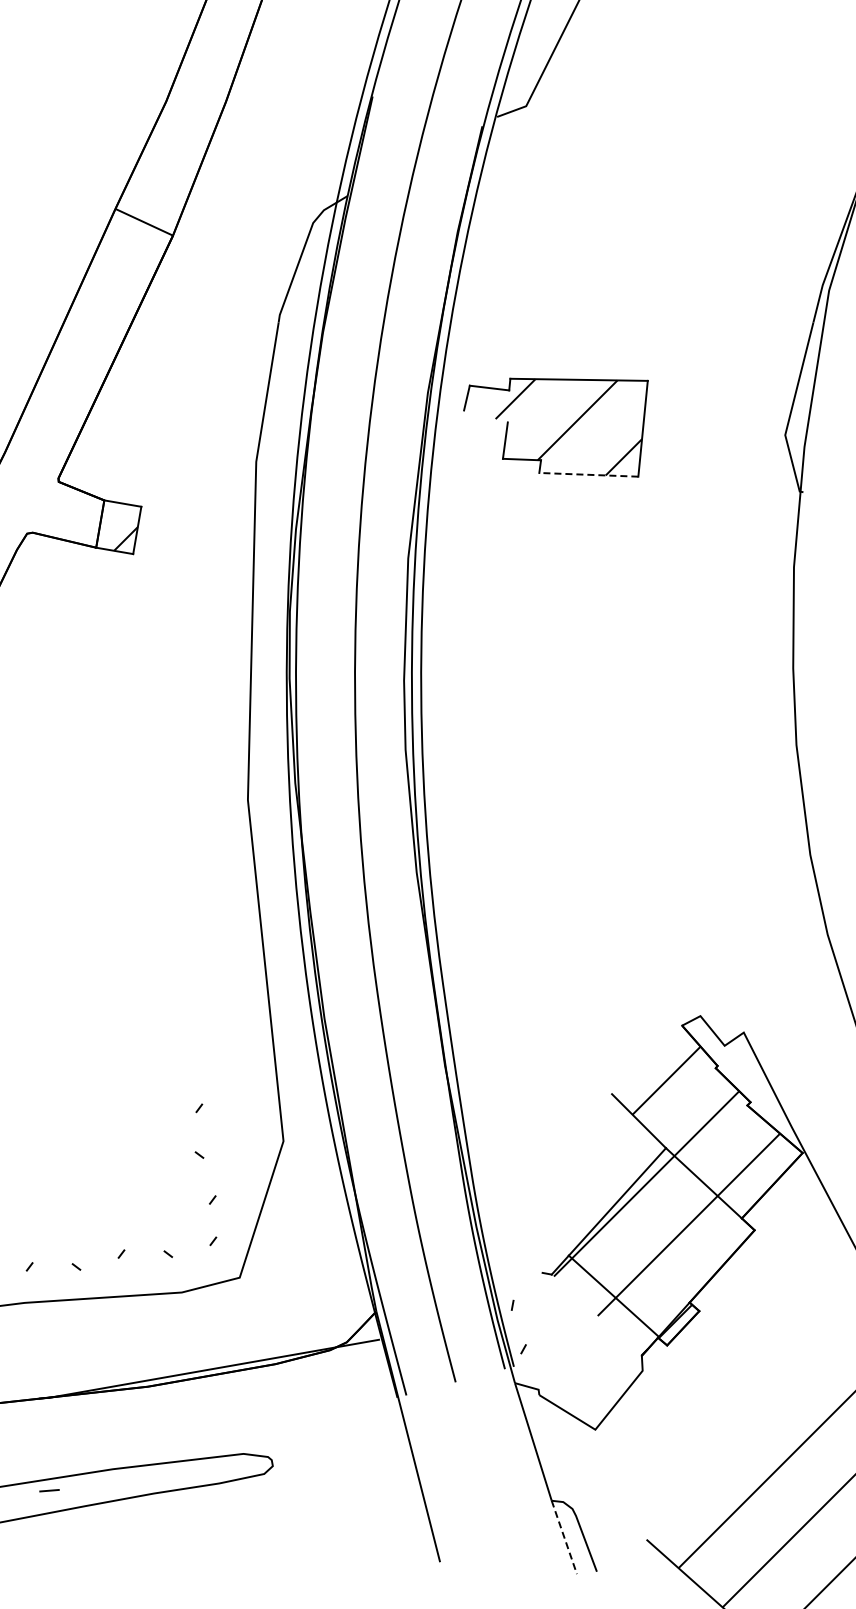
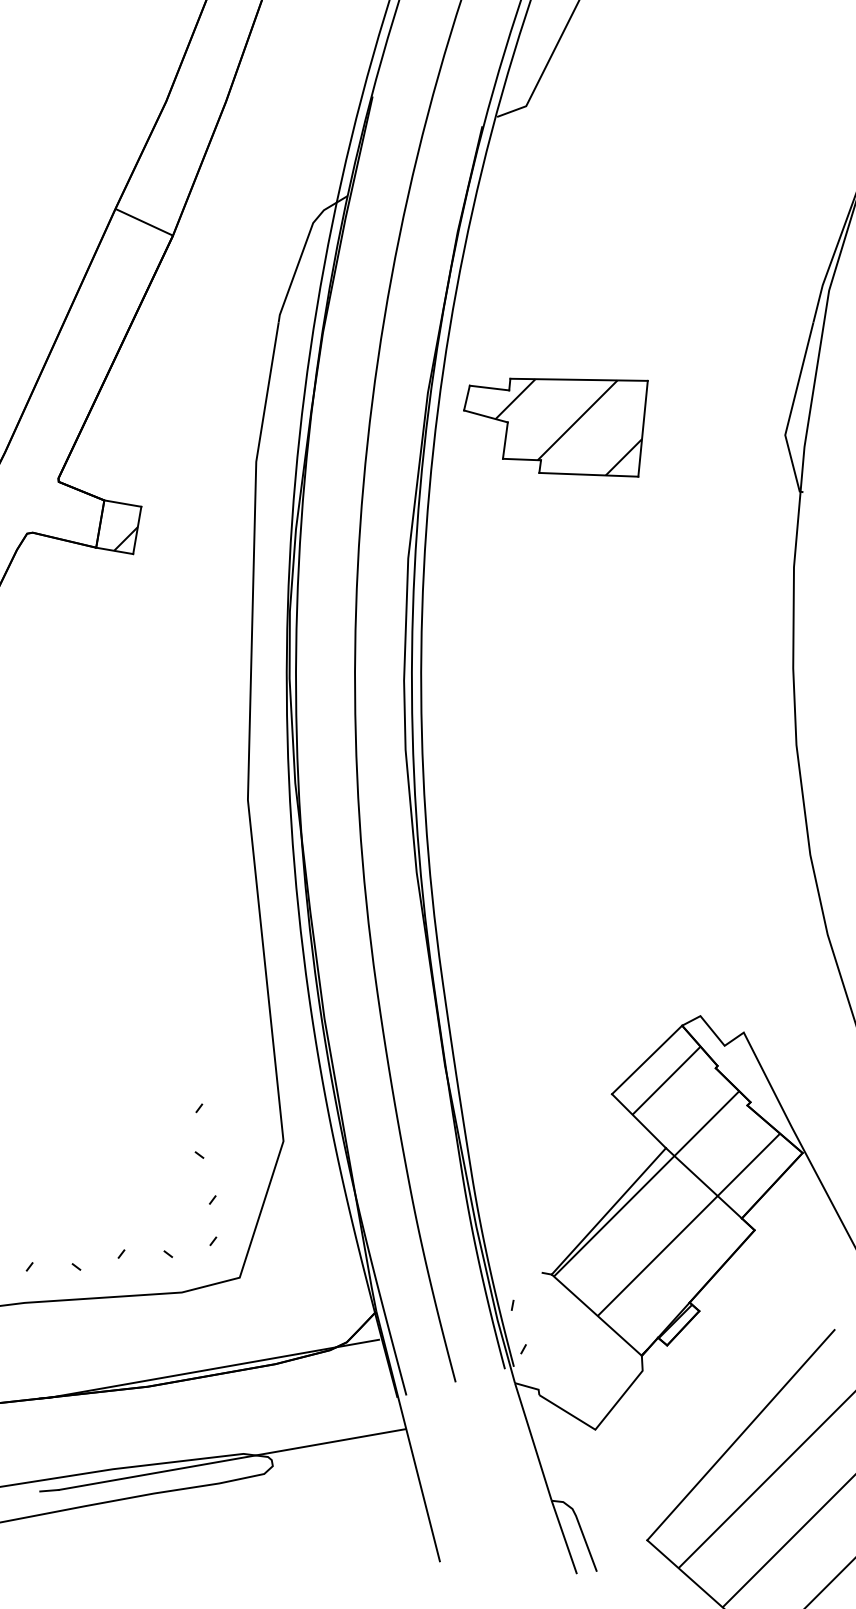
line: none -> present (485, 416)
line: dashed -> solid (588, 474)
line: none -> present (647, 1059)
line position: (613, 1295) -> (596, 1314) (596, 1314)
line: none -> present (740, 1435)
line: none -> present (231, 1459)
line: dashed -> solid (564, 1537)
